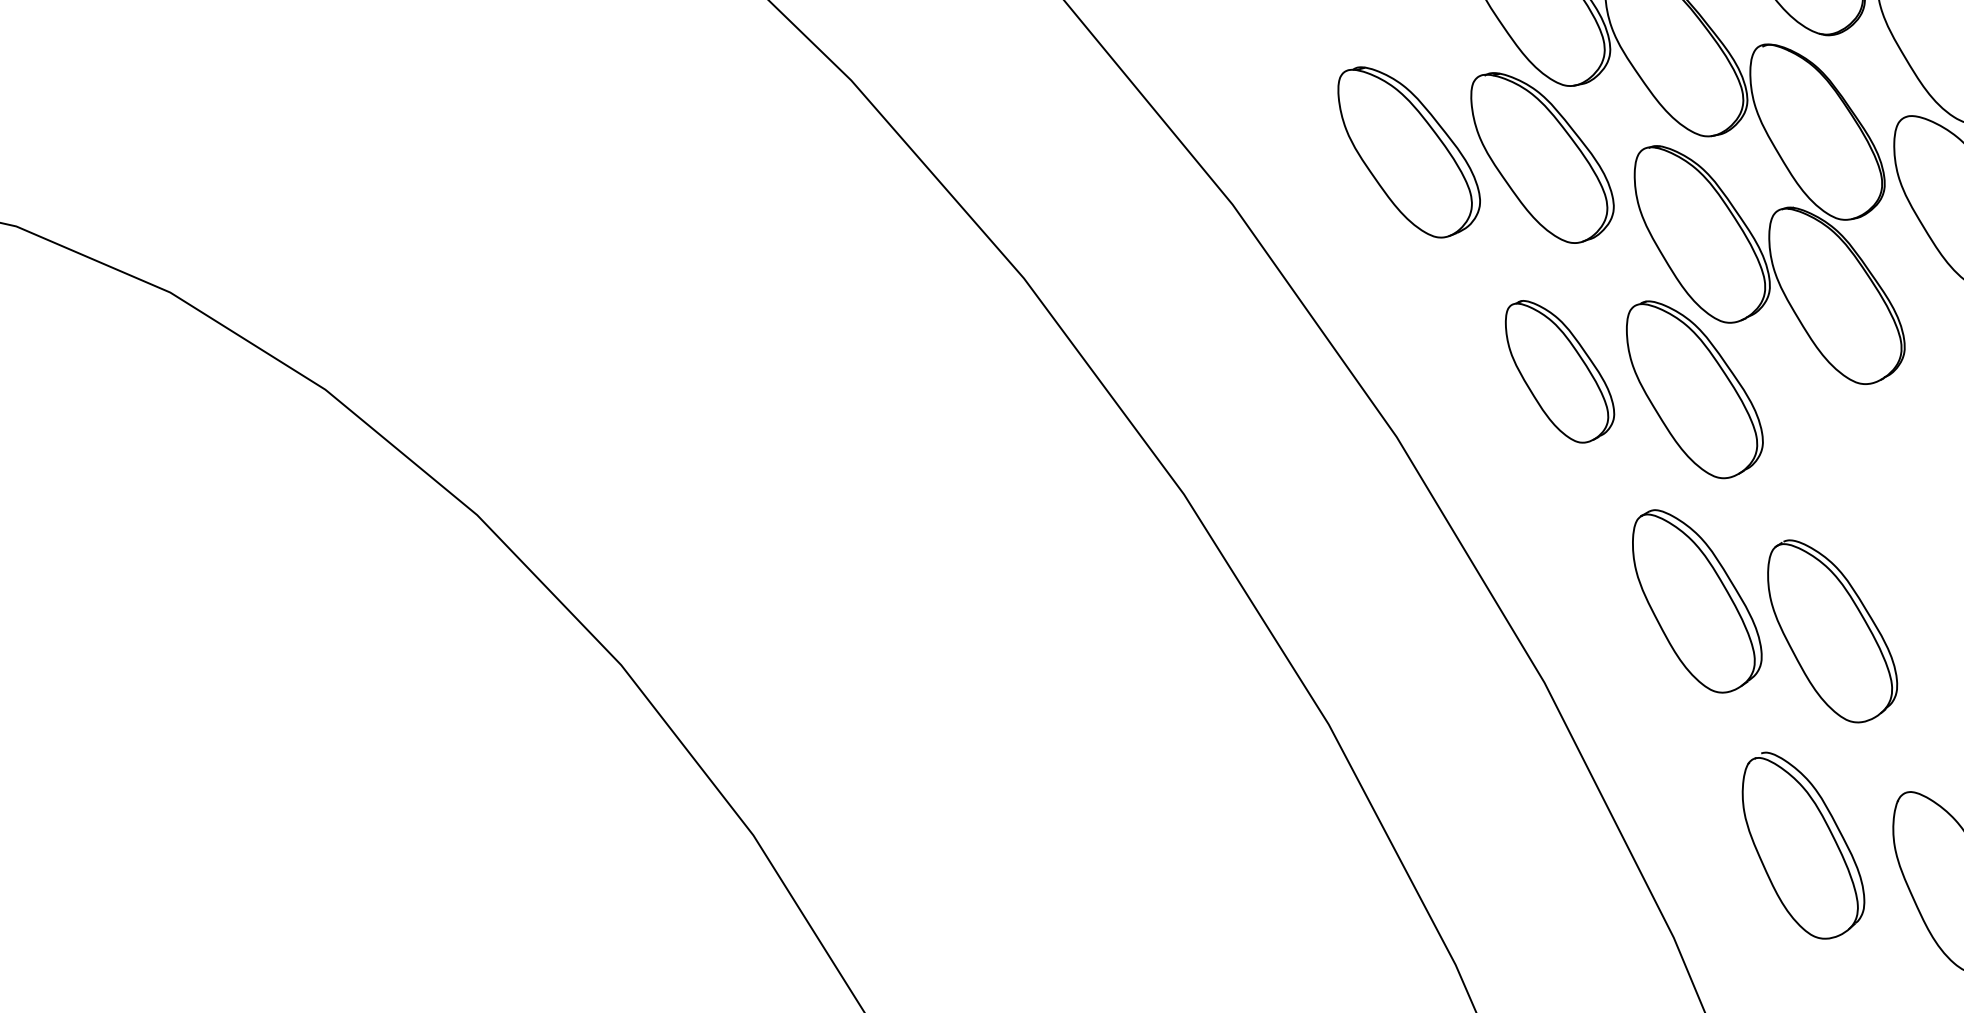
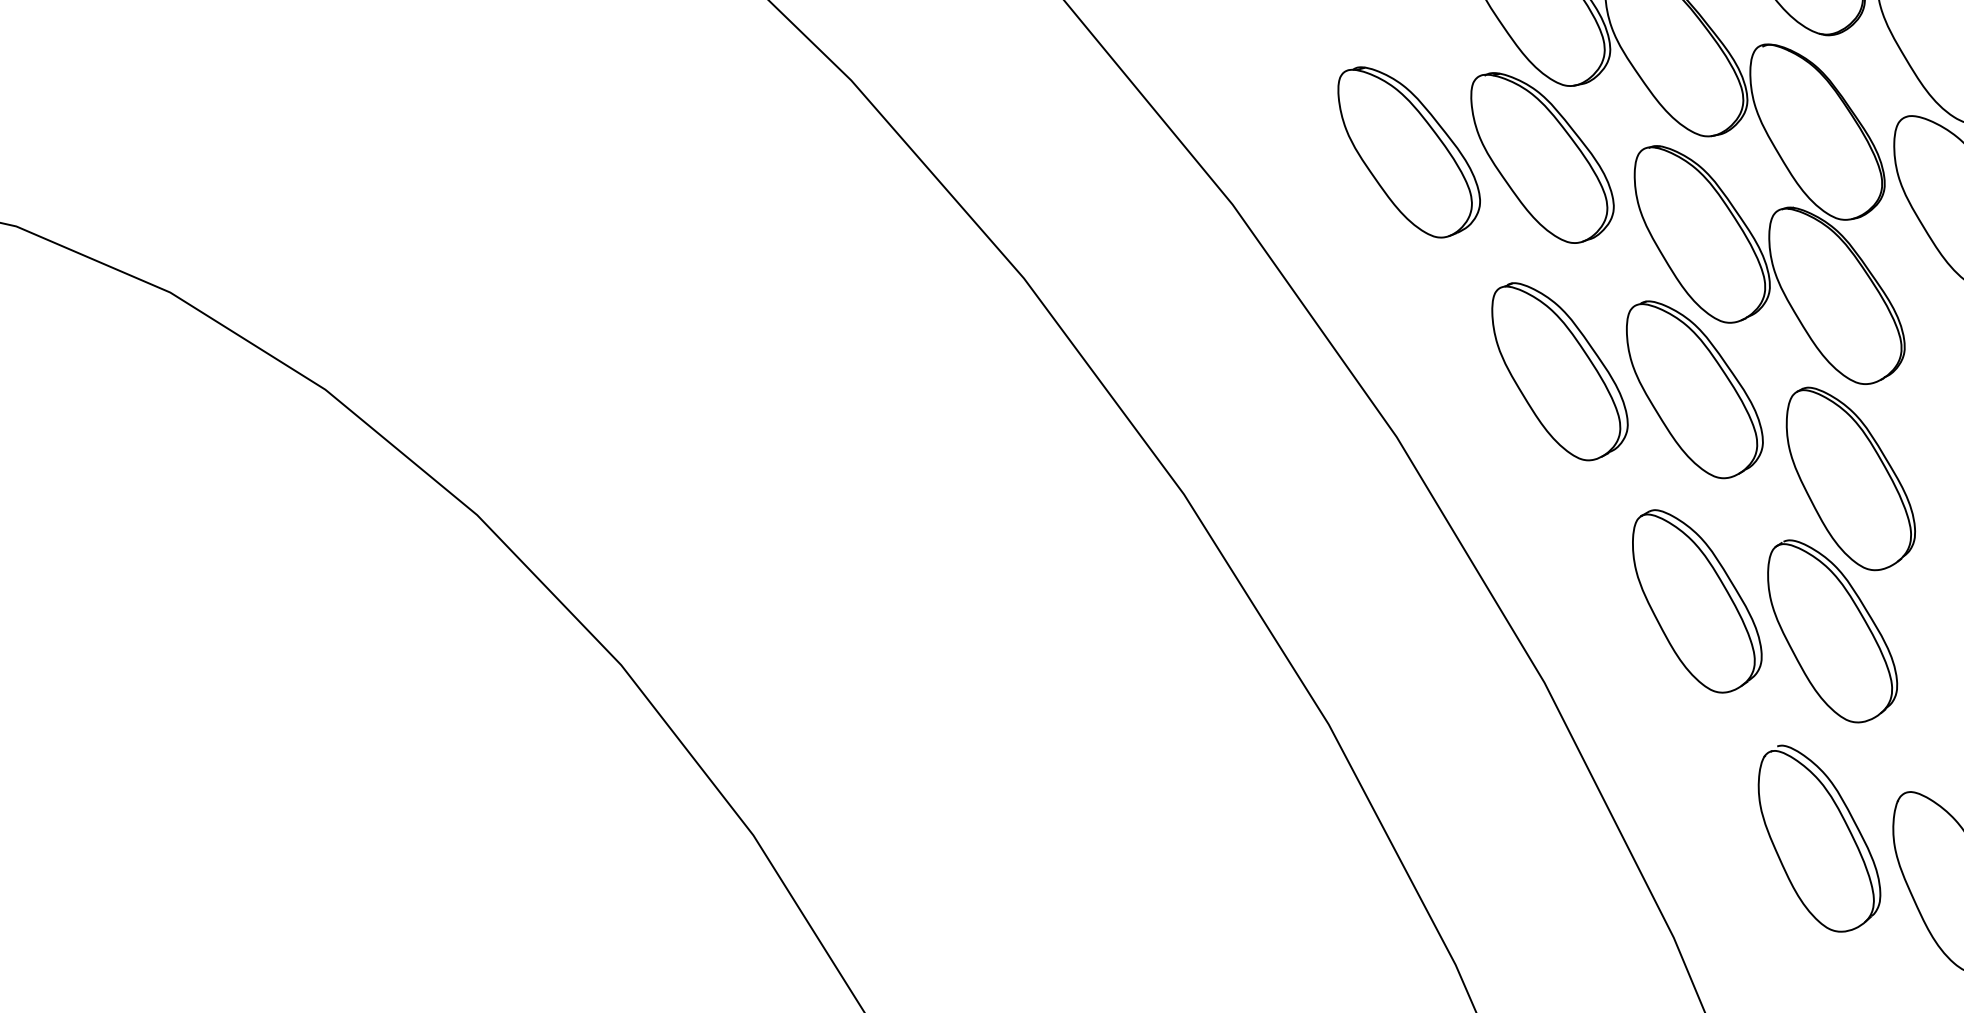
part size: 112x144 px -> 138x180 px (1559, 371)
part: none -> present (1850, 478)
part position: (1803, 845) -> (1819, 838) (1819, 838)
